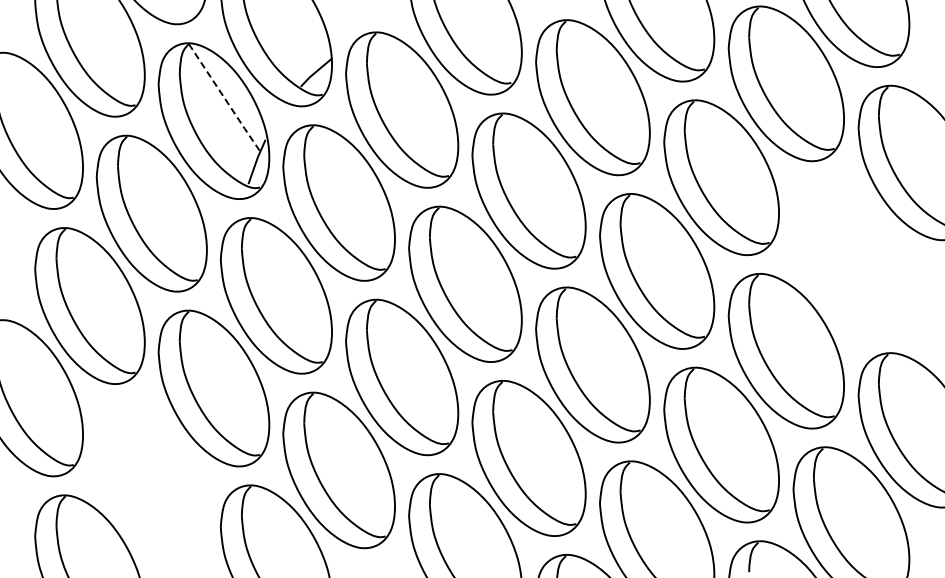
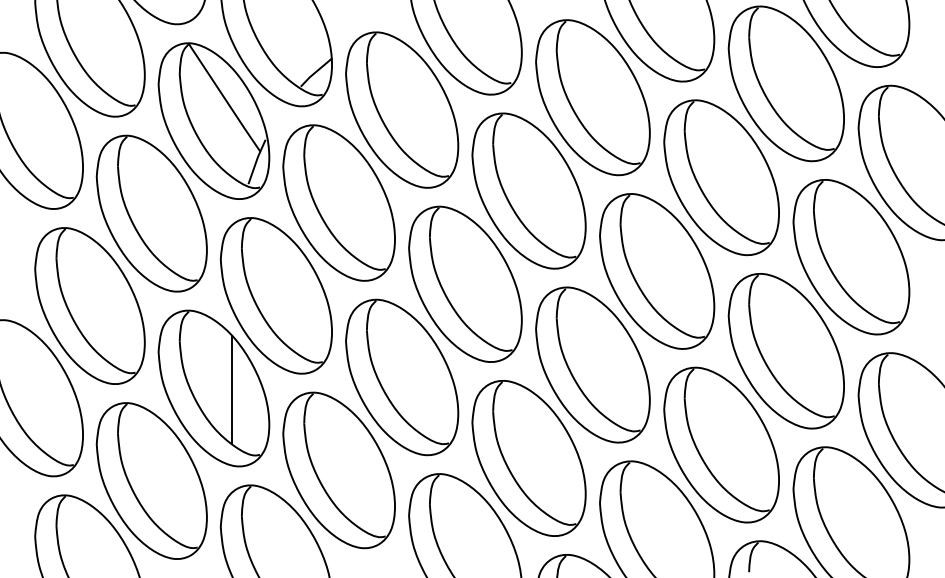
line: dashed -> solid (224, 98)
part: none -> present (851, 257)
line: none -> present (232, 390)
part: none -> present (151, 480)
